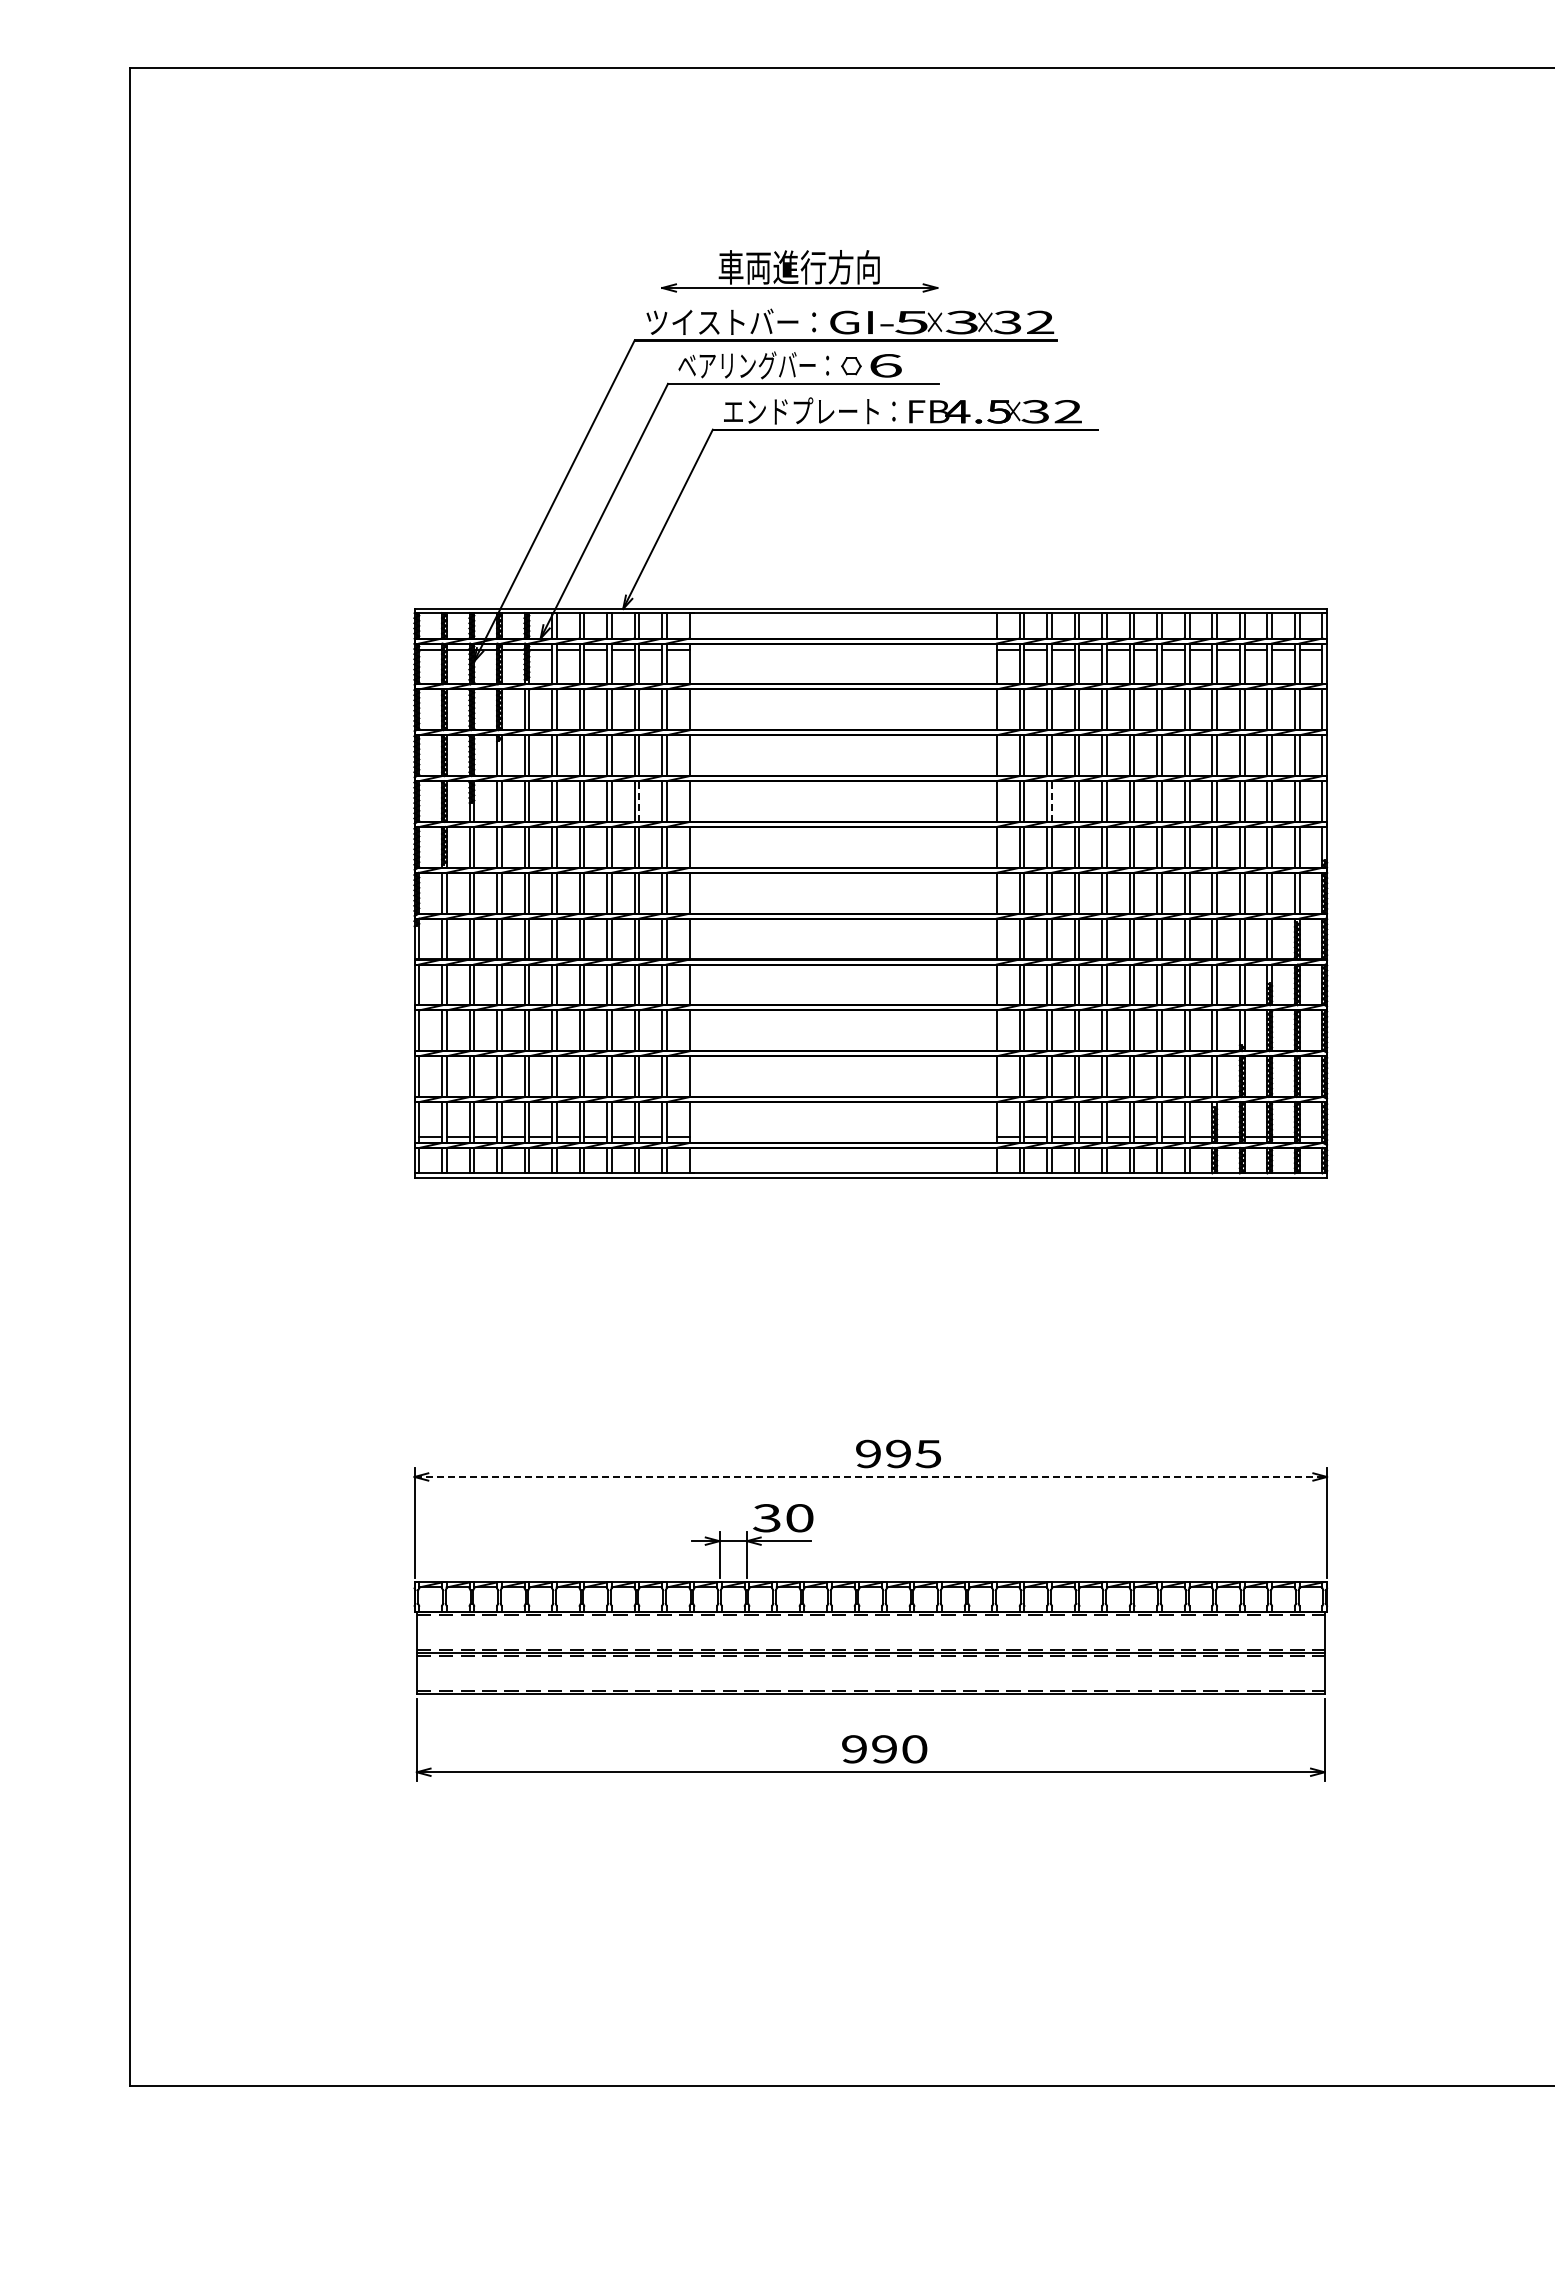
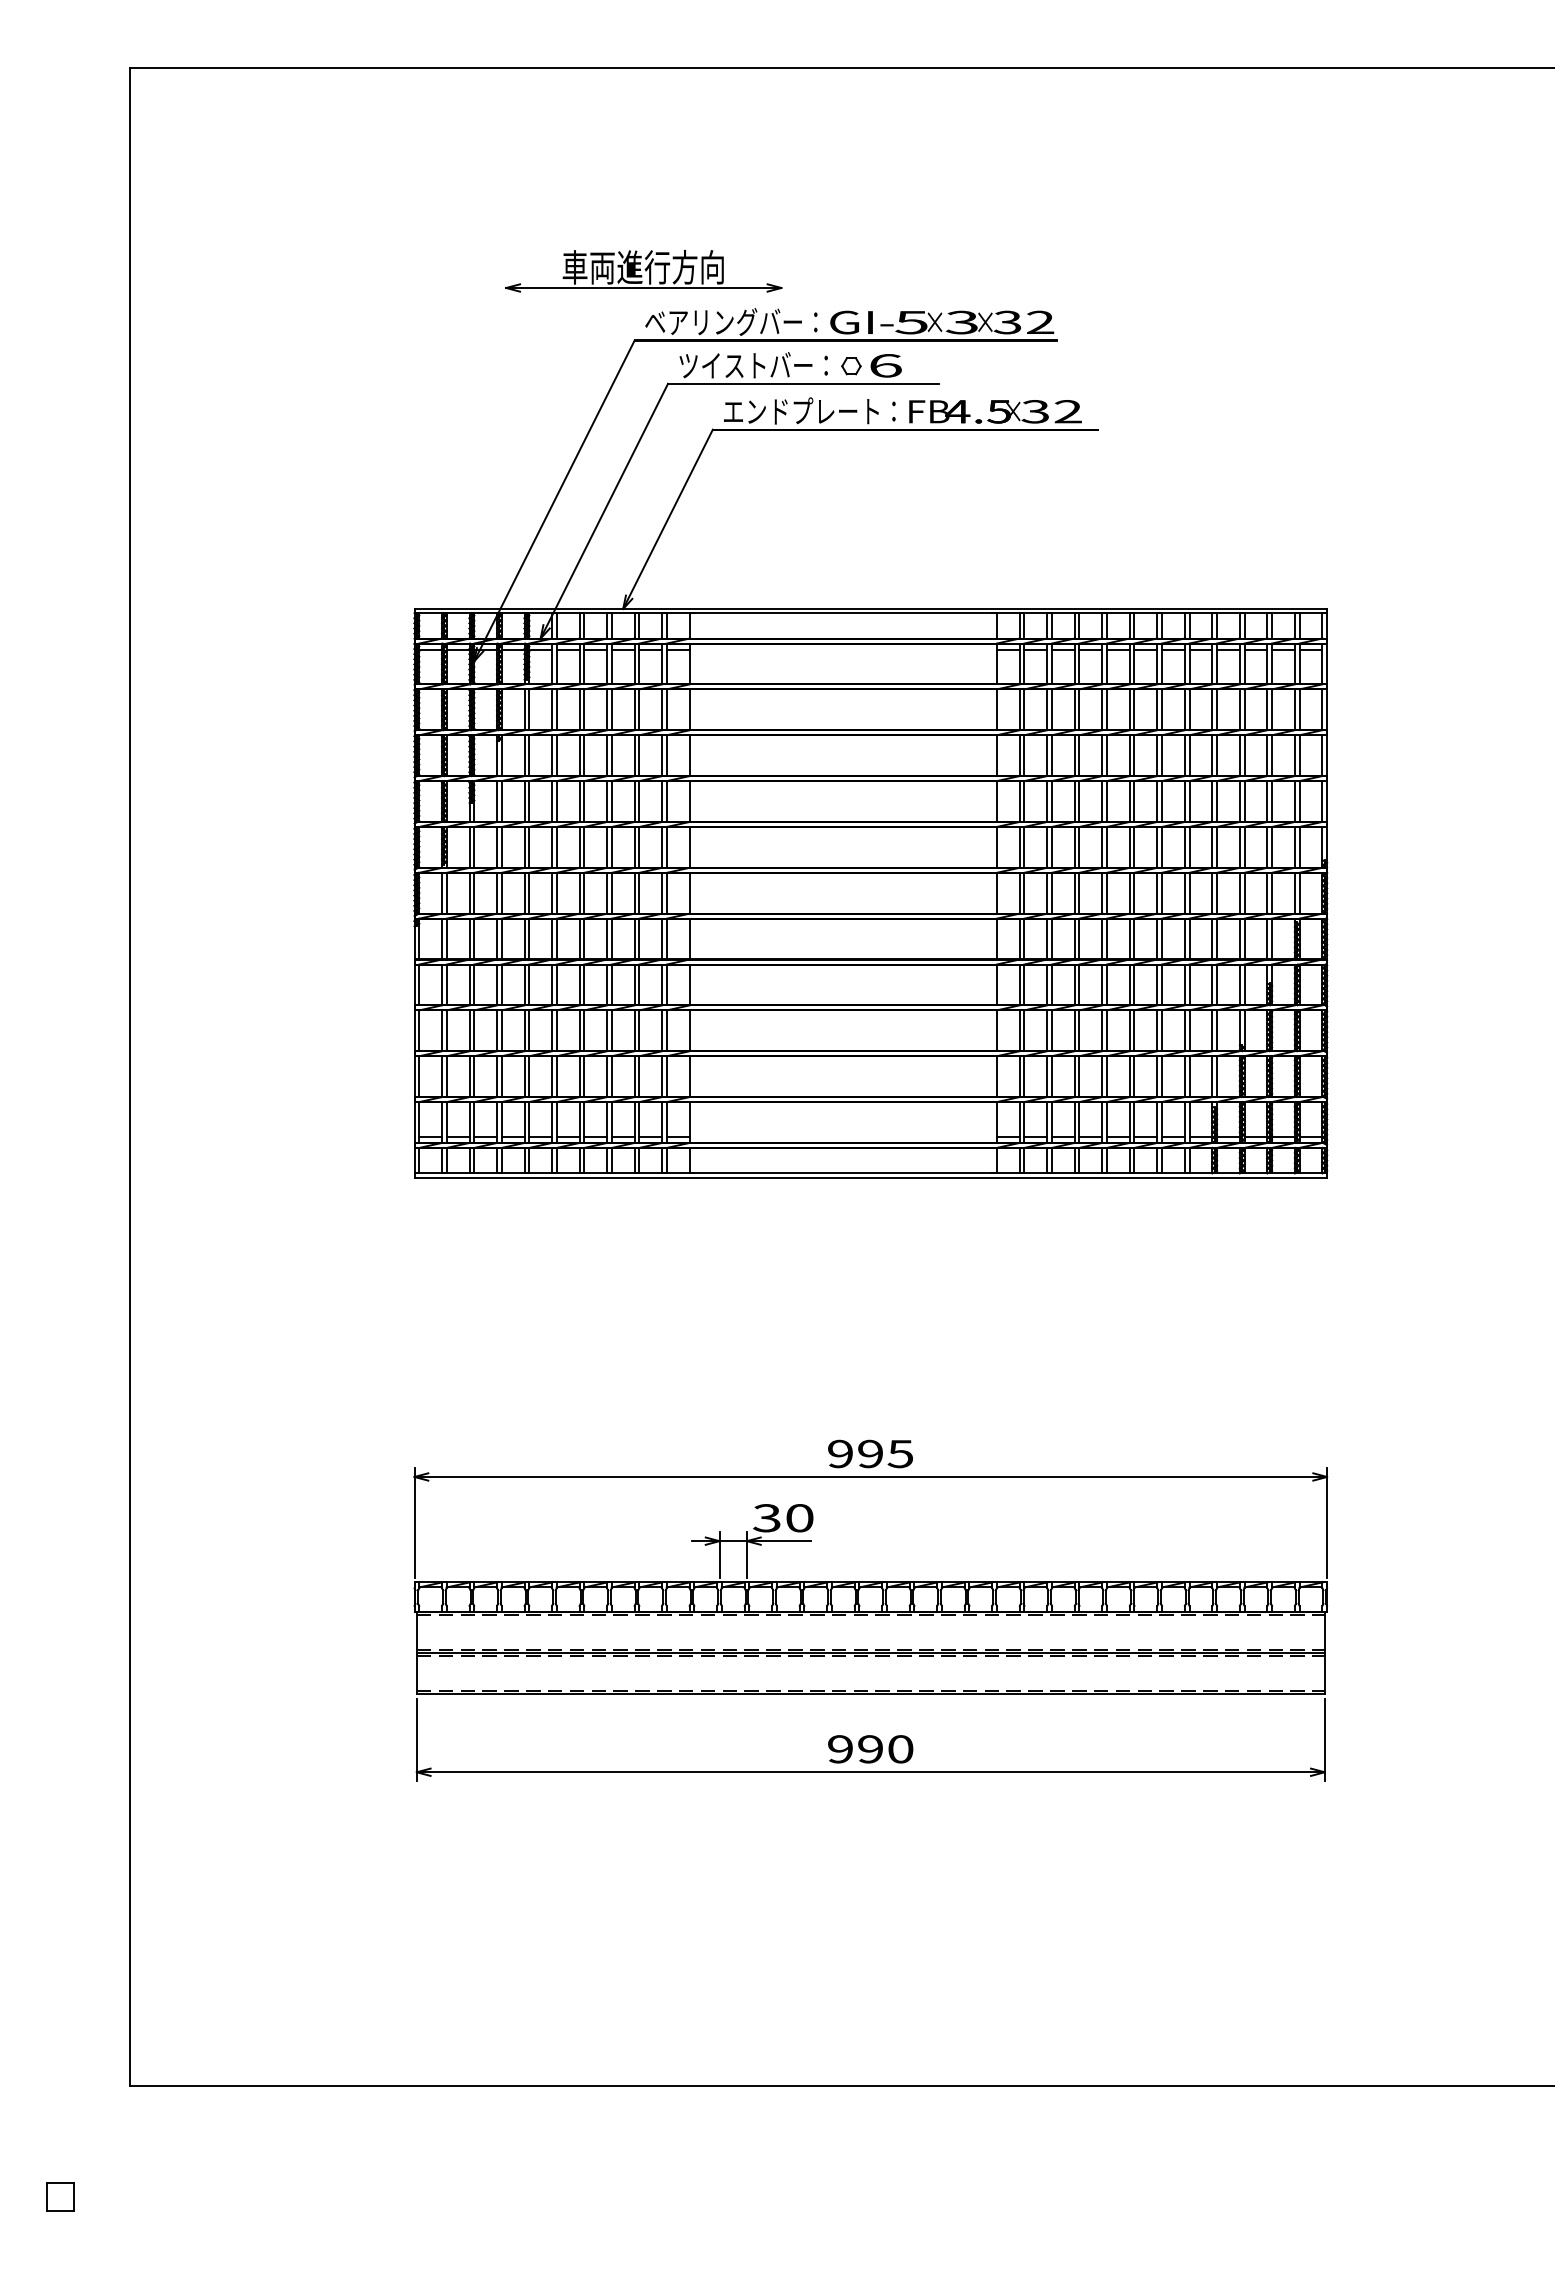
part position: (799, 271) -> (643, 271) (643, 271)
text: ツイストバー： -> ベアリングバー： (731, 321)
text: ベアリングバー： -> ツイストバー： (753, 365)
line: dashed -> solid (639, 801)
line: dashed -> solid (1051, 801)
text position: (898, 1453) -> (870, 1453) (870, 1453)
line: dashed -> solid (871, 1476)
text position: (884, 1749) -> (870, 1749) (870, 1749)
part: none -> present (60, 2196)
